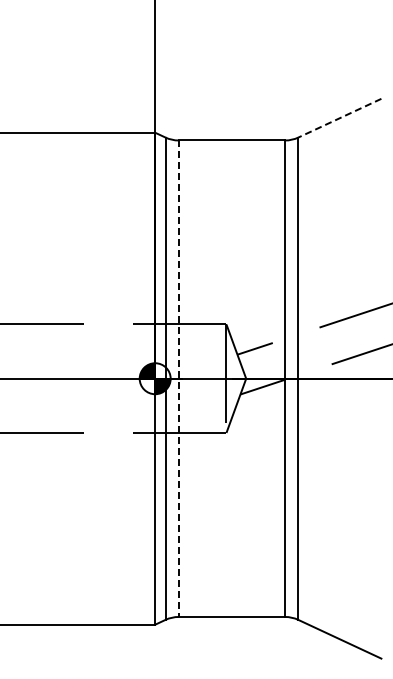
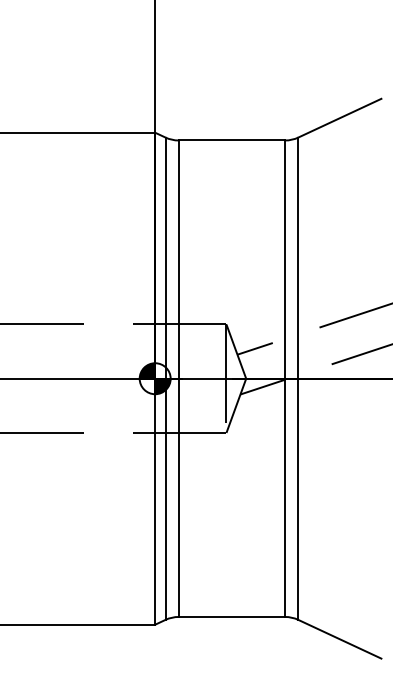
line: dashed -> solid (339, 118)
line: dashed -> solid (178, 379)
